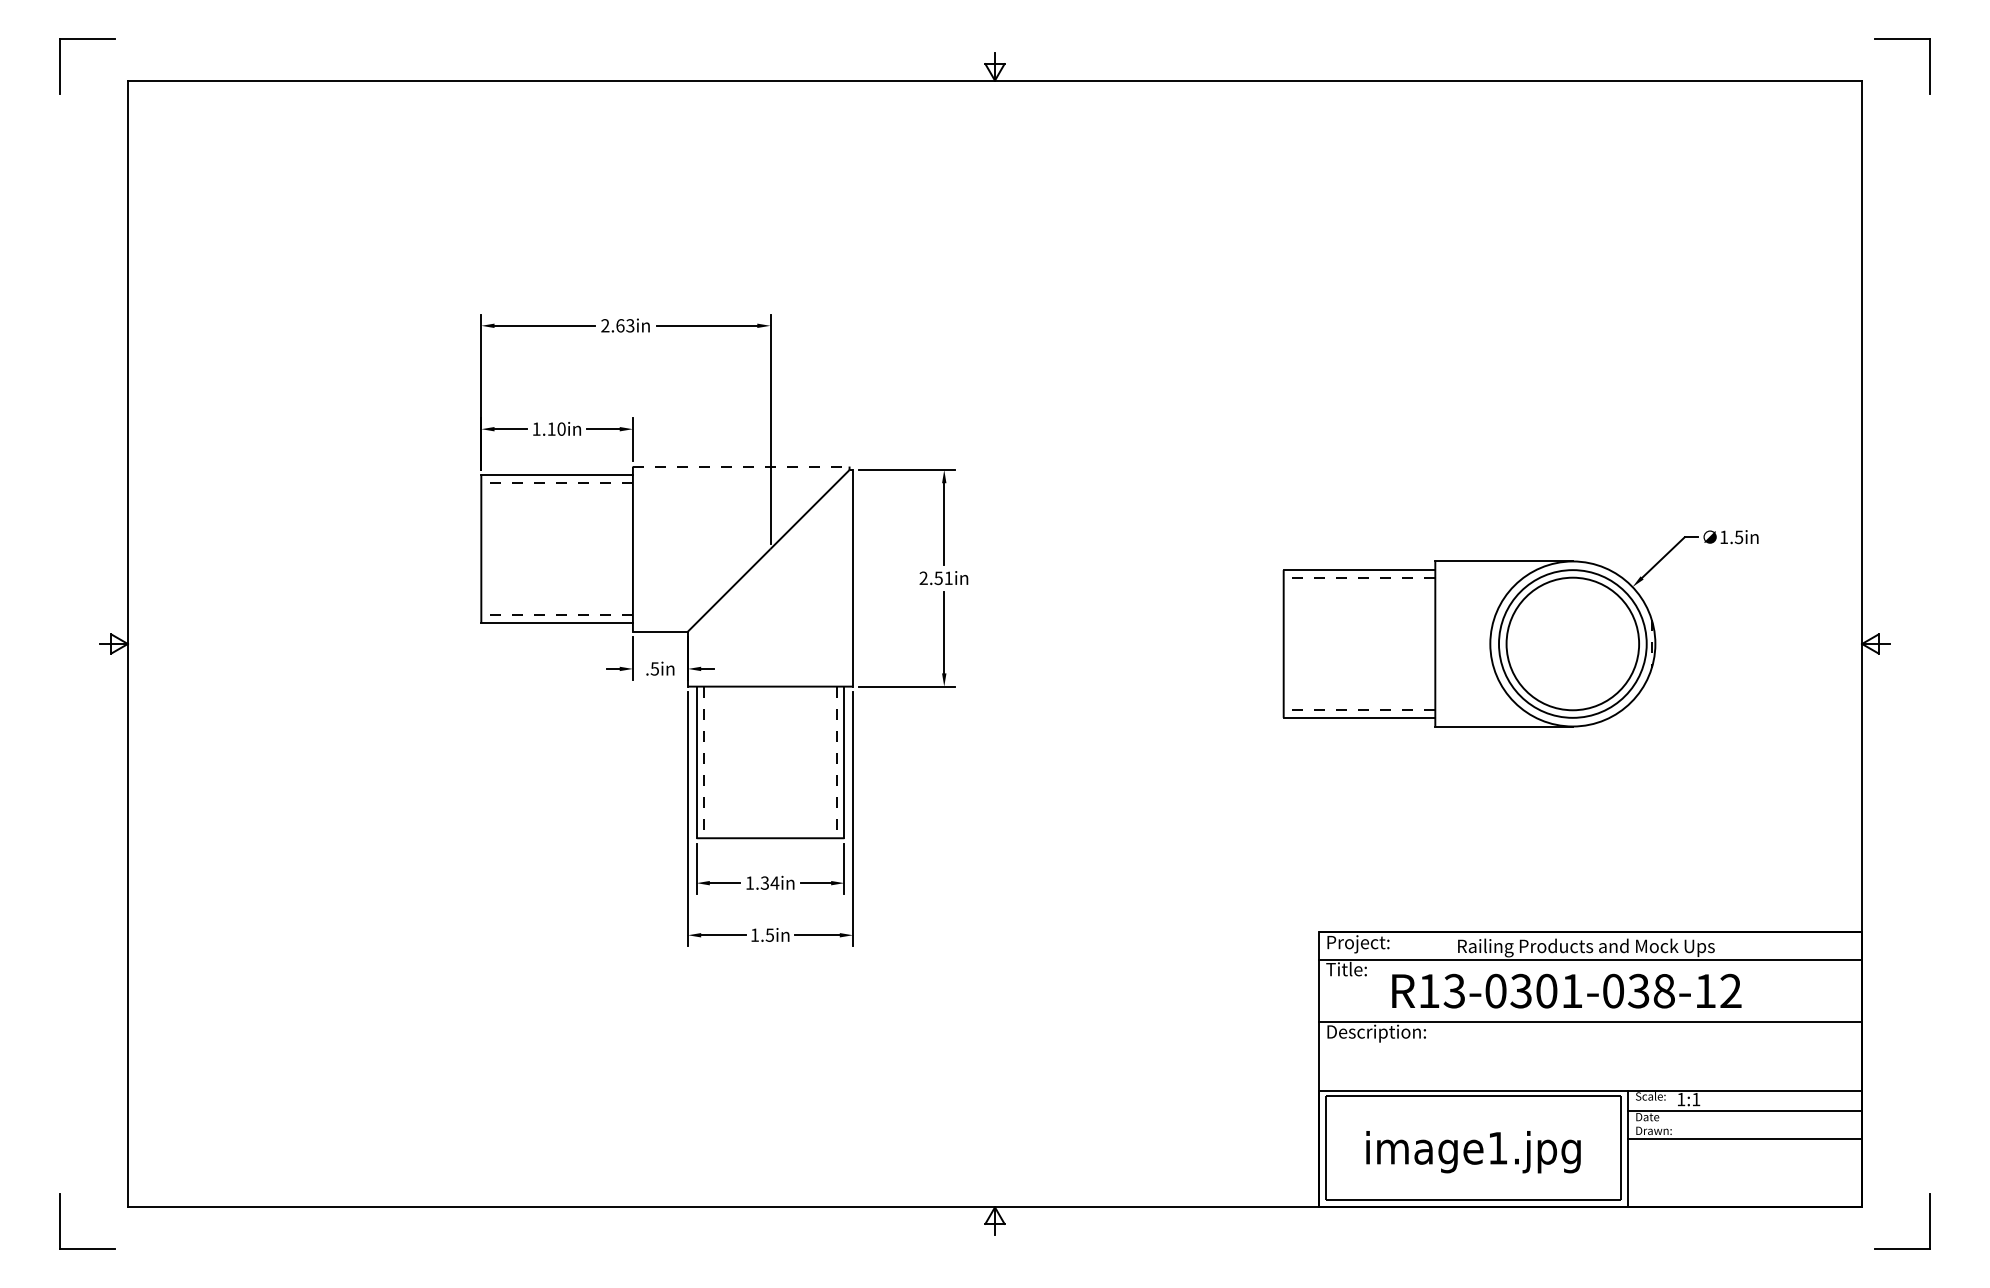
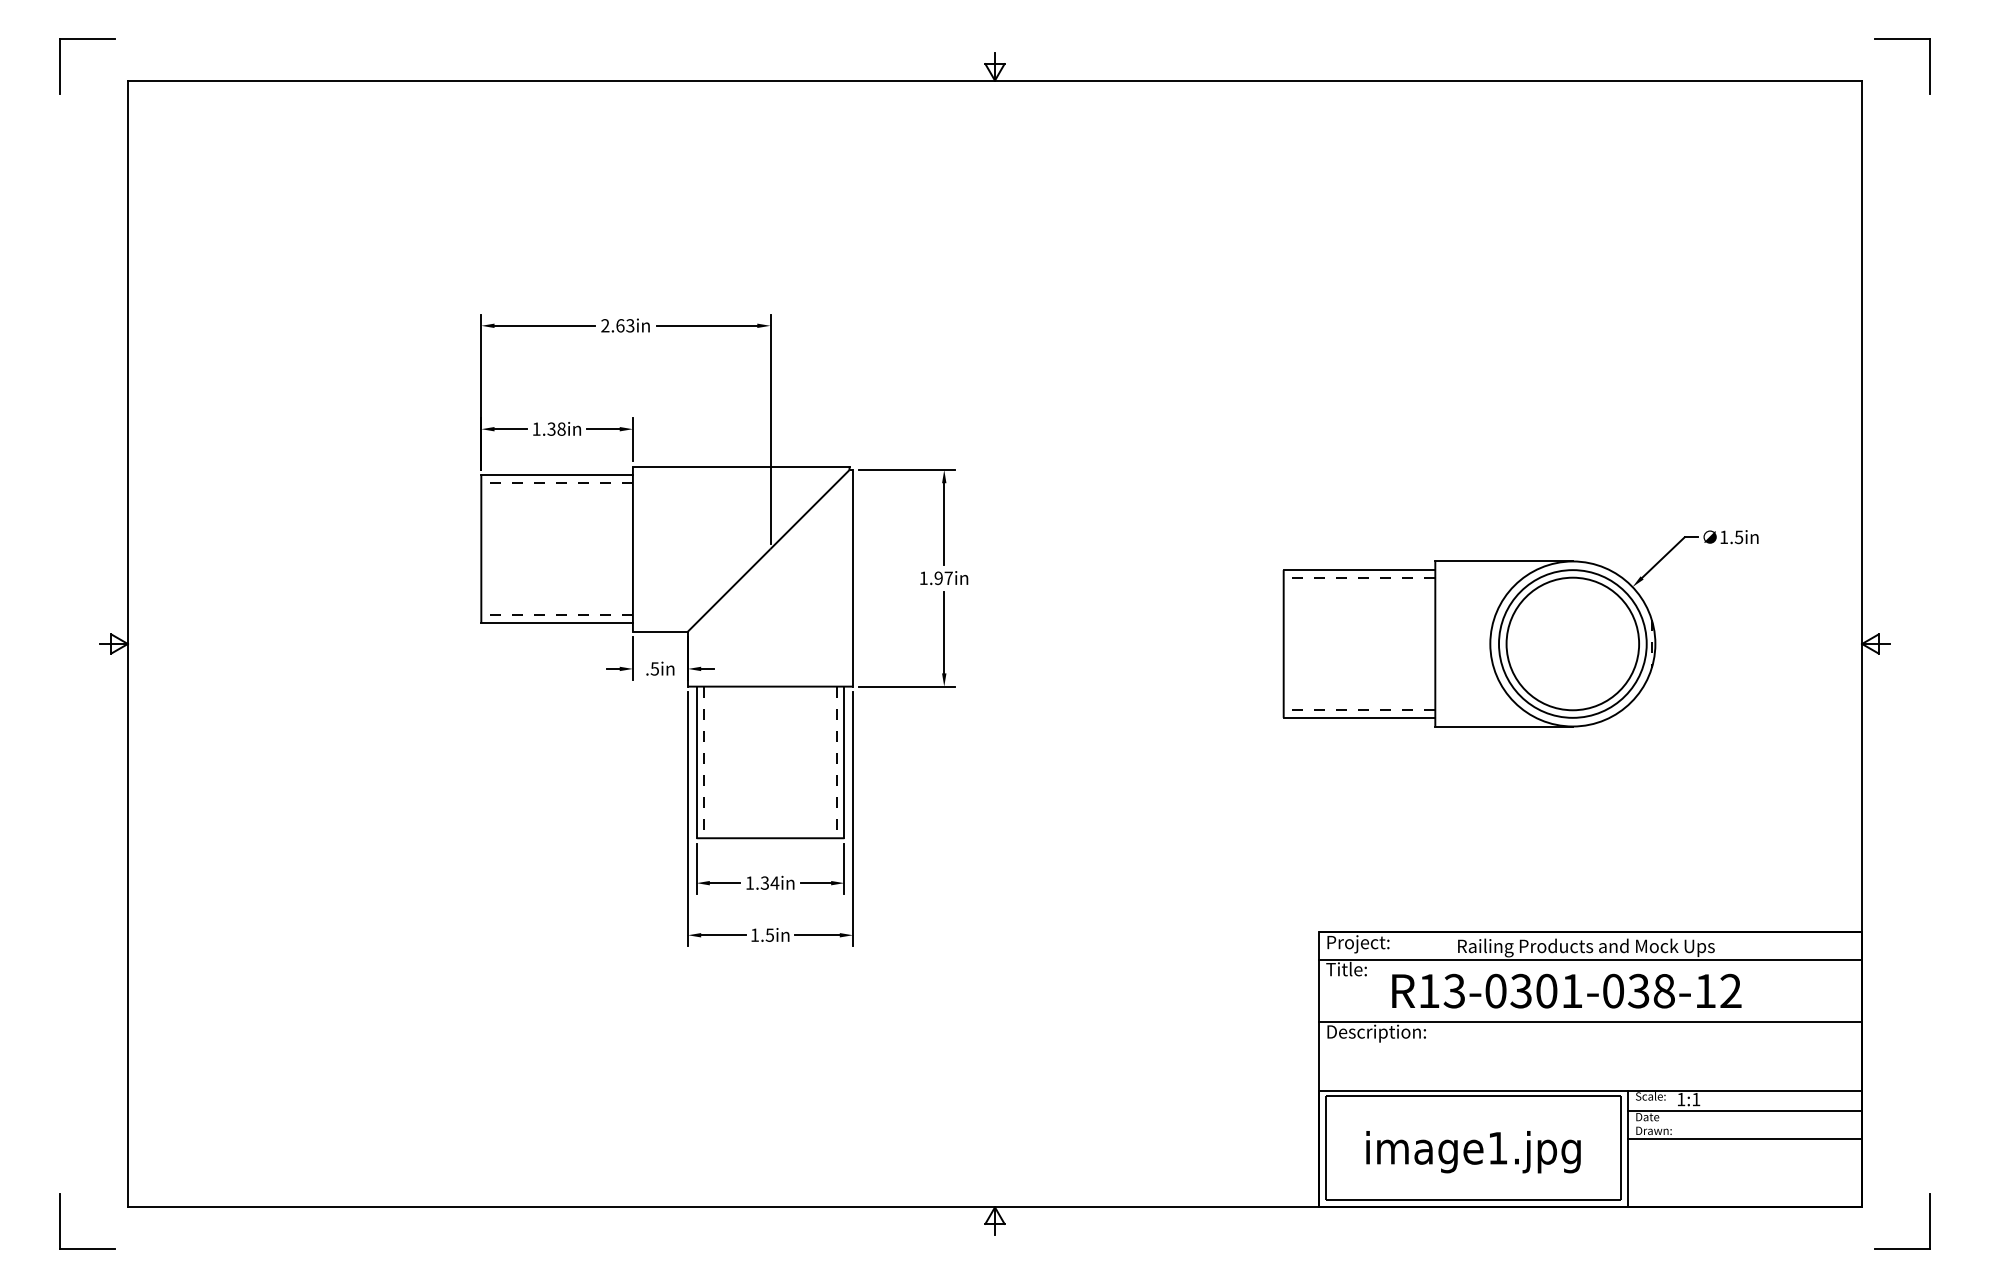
text: 1.10in -> 1.38in (556, 428)
line: dashed -> solid (741, 466)
text: 2.51in -> 1.97in (935, 577)
